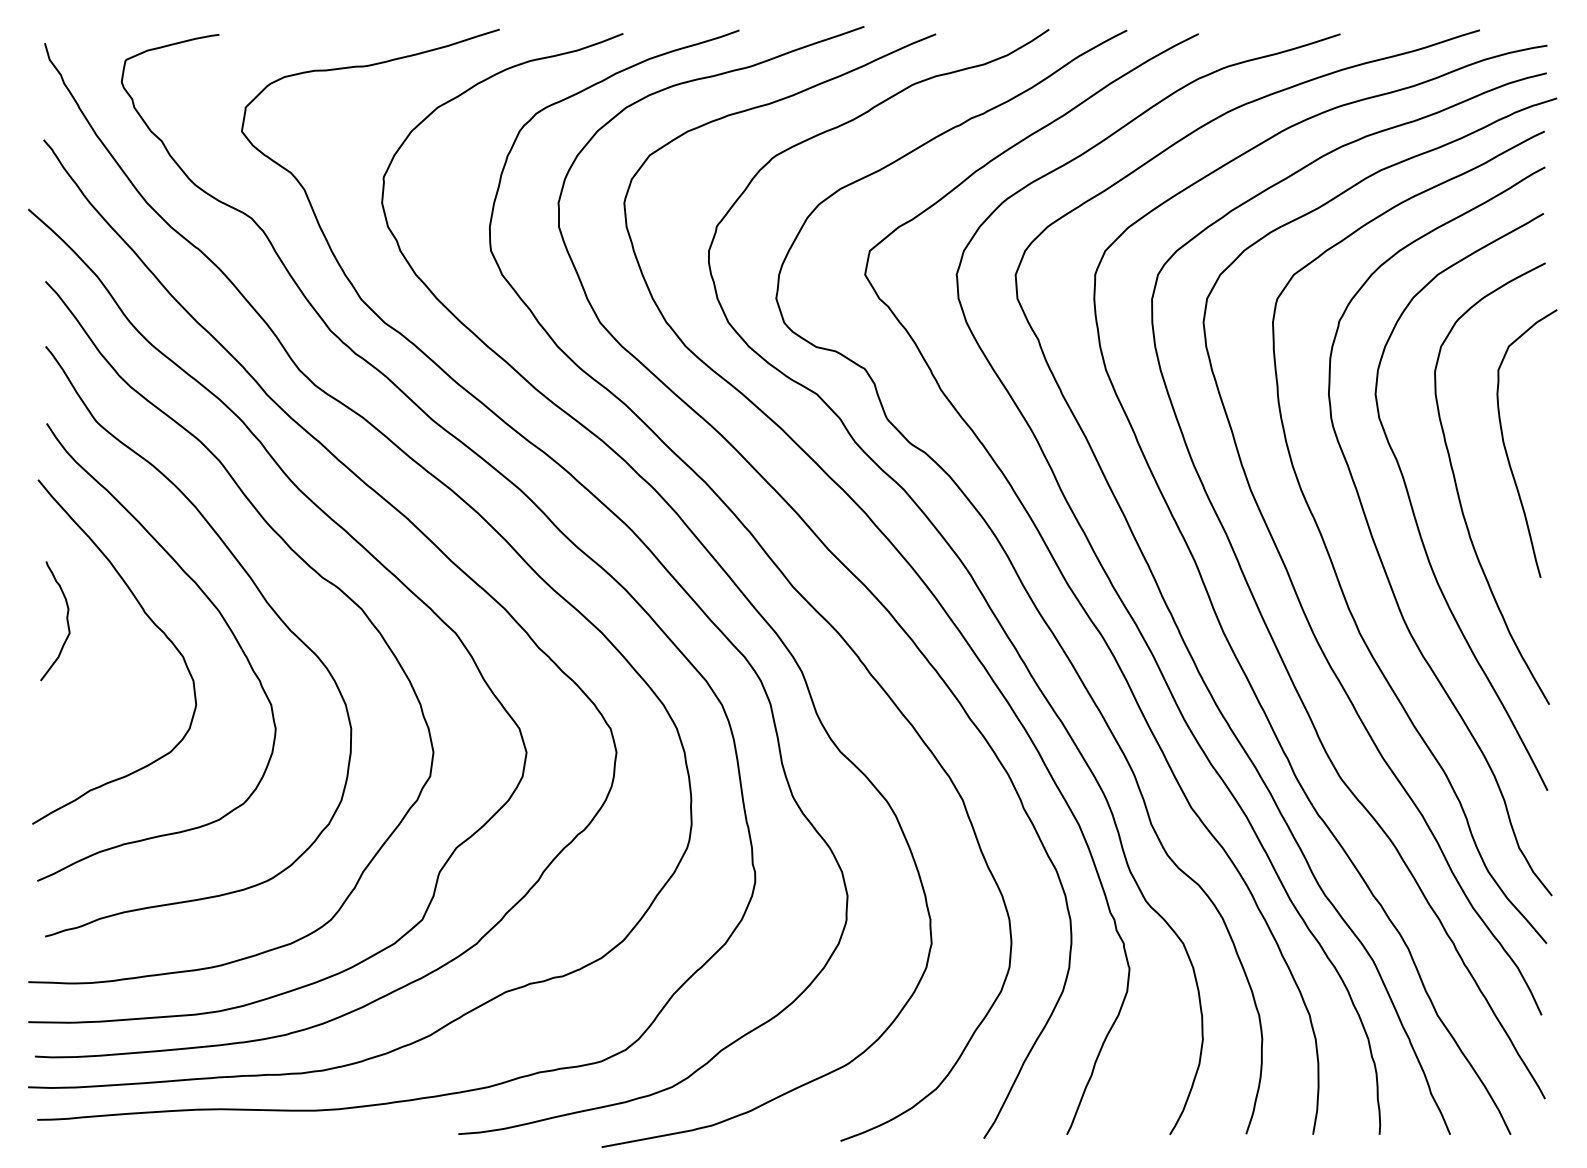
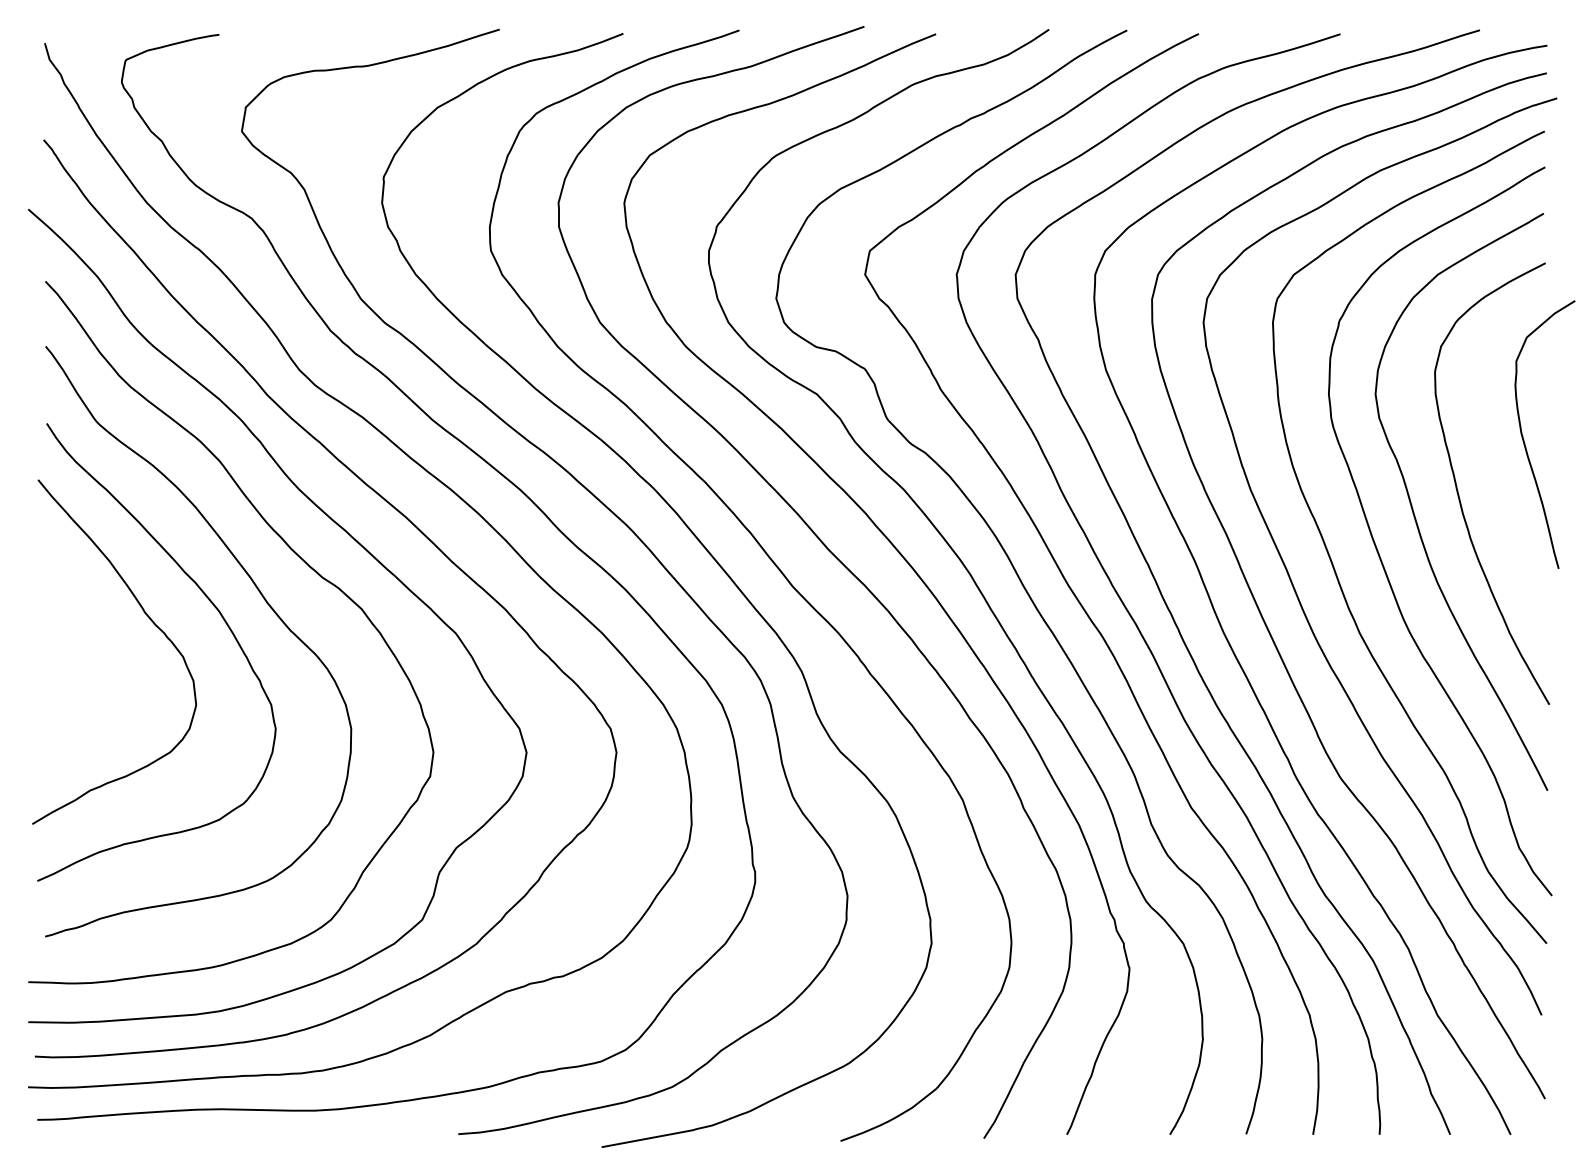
curve position: (1506, 448) -> (1524, 439) (1524, 439)
curve: present -> none (66, 621)
